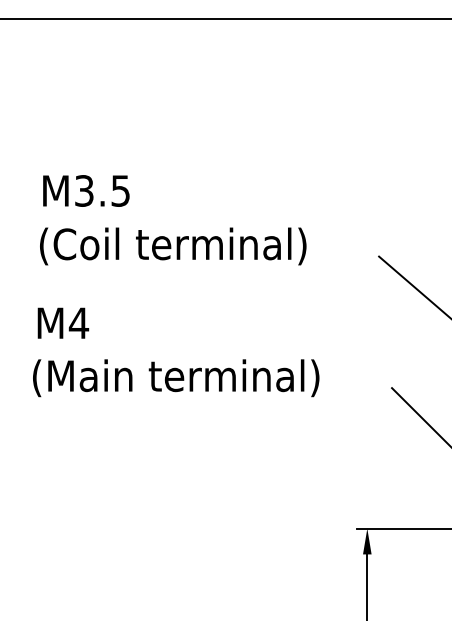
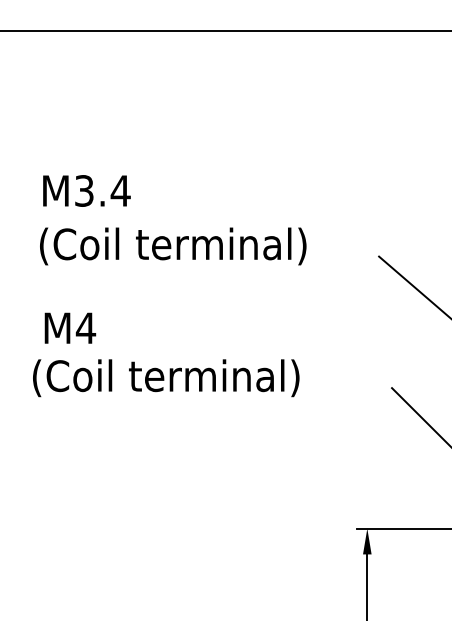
line position: (225, 18) -> (225, 30) (225, 30)
text: M3.5 -> M3.4 (120, 190)
text position: (63, 322) -> (70, 327) (70, 327)
text: (Main terminal) -> (Coil terminal) (182, 378)
